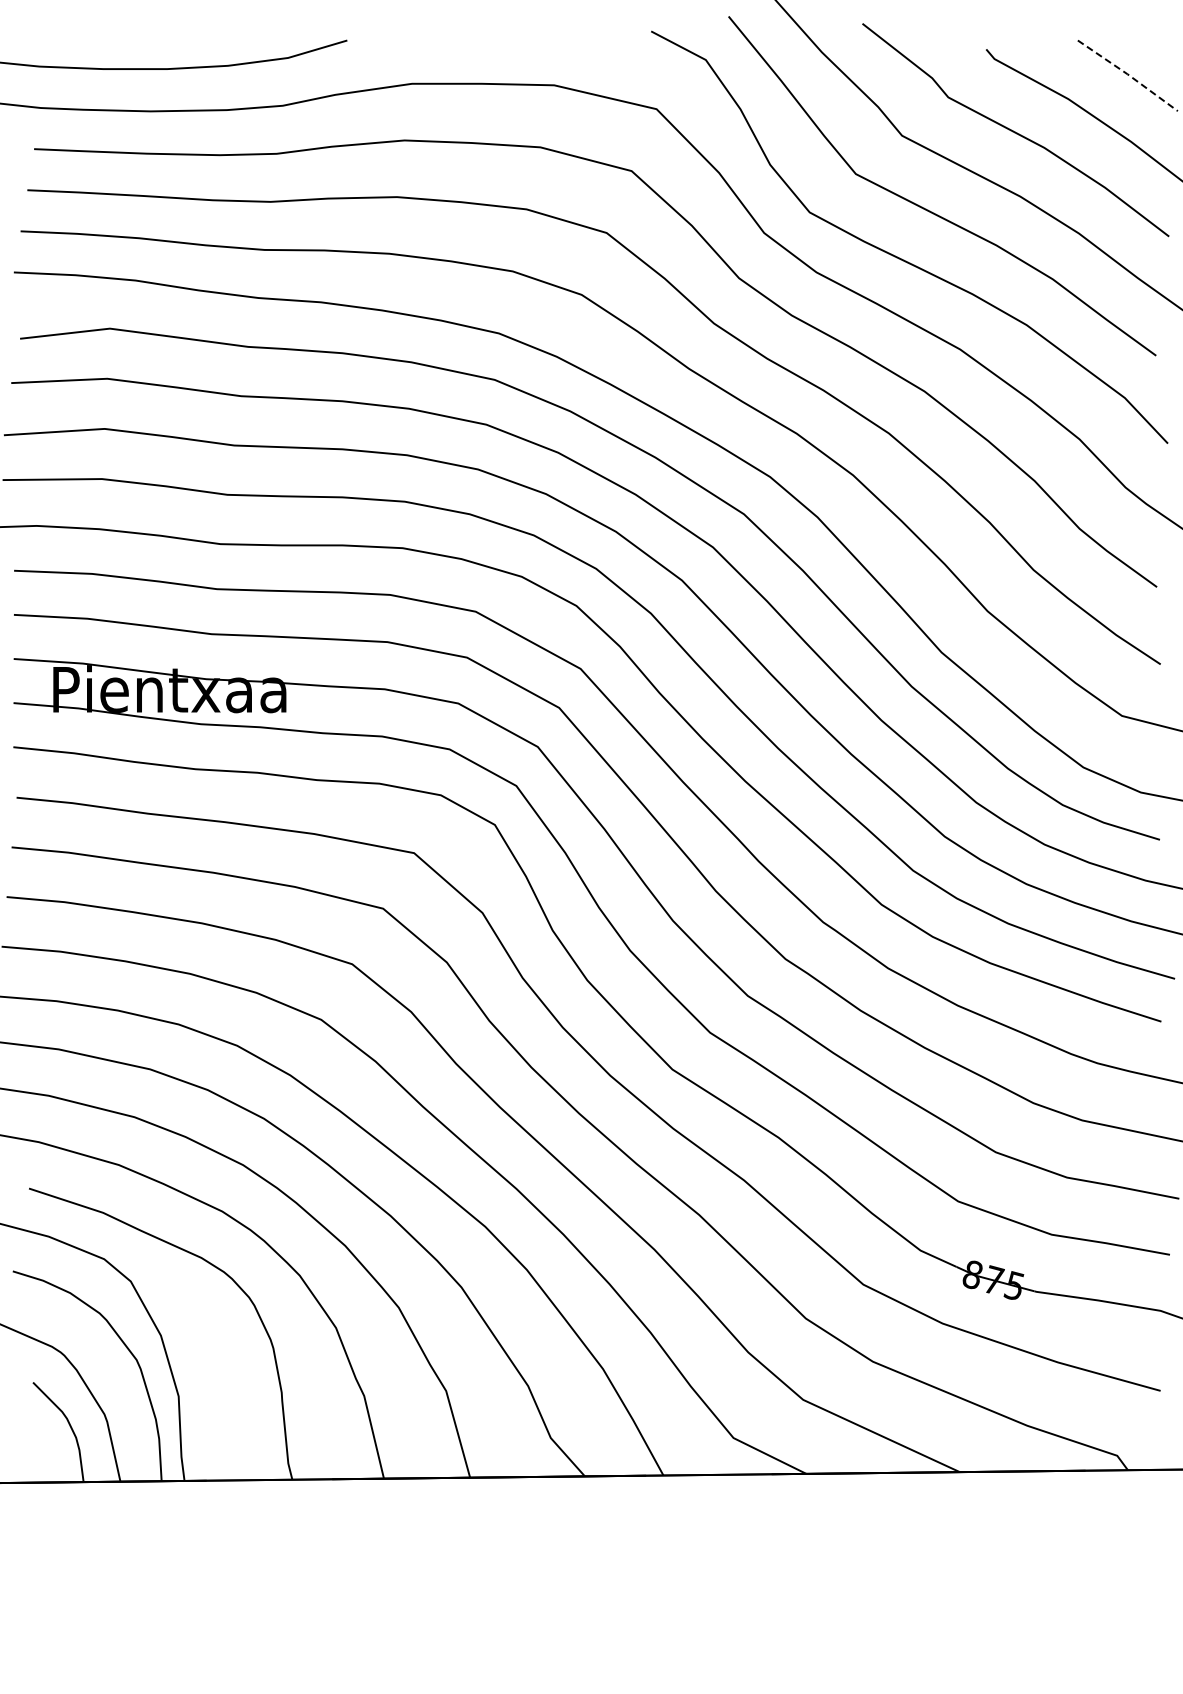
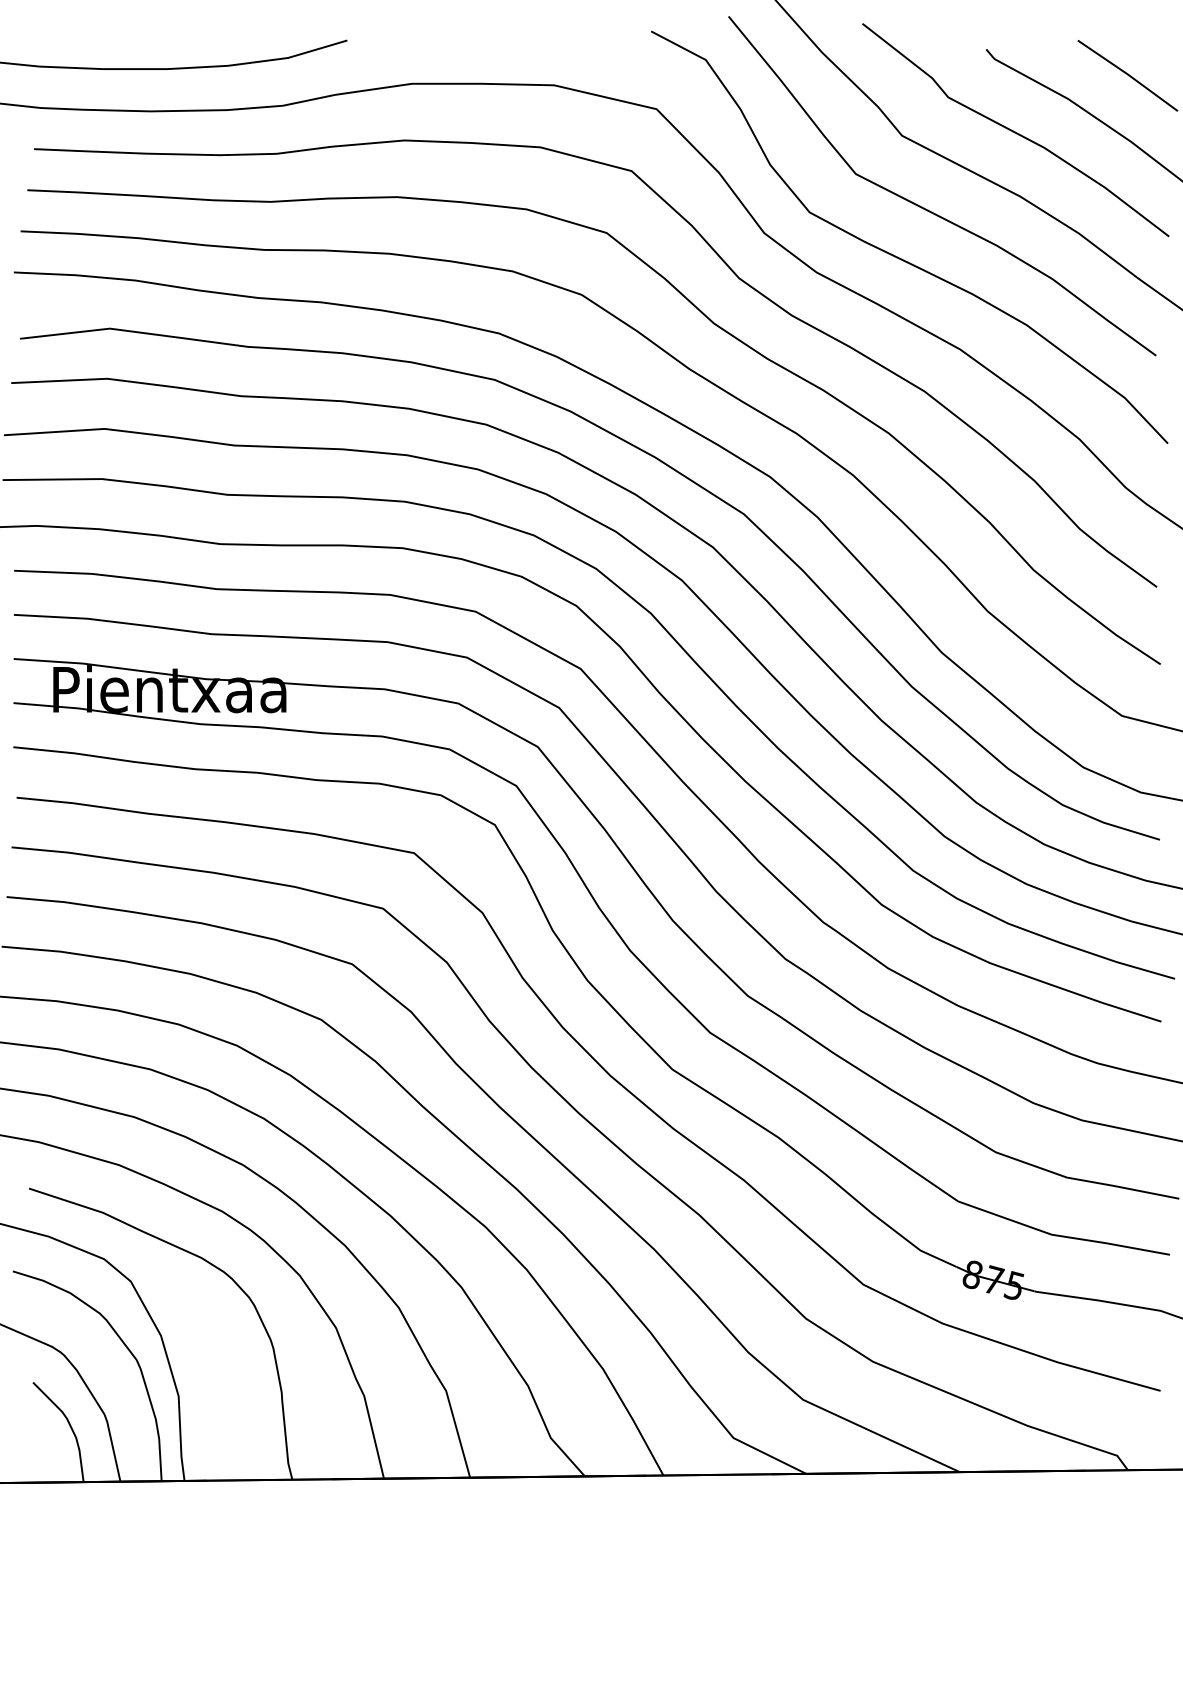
line: dashed -> solid (1128, 74)
